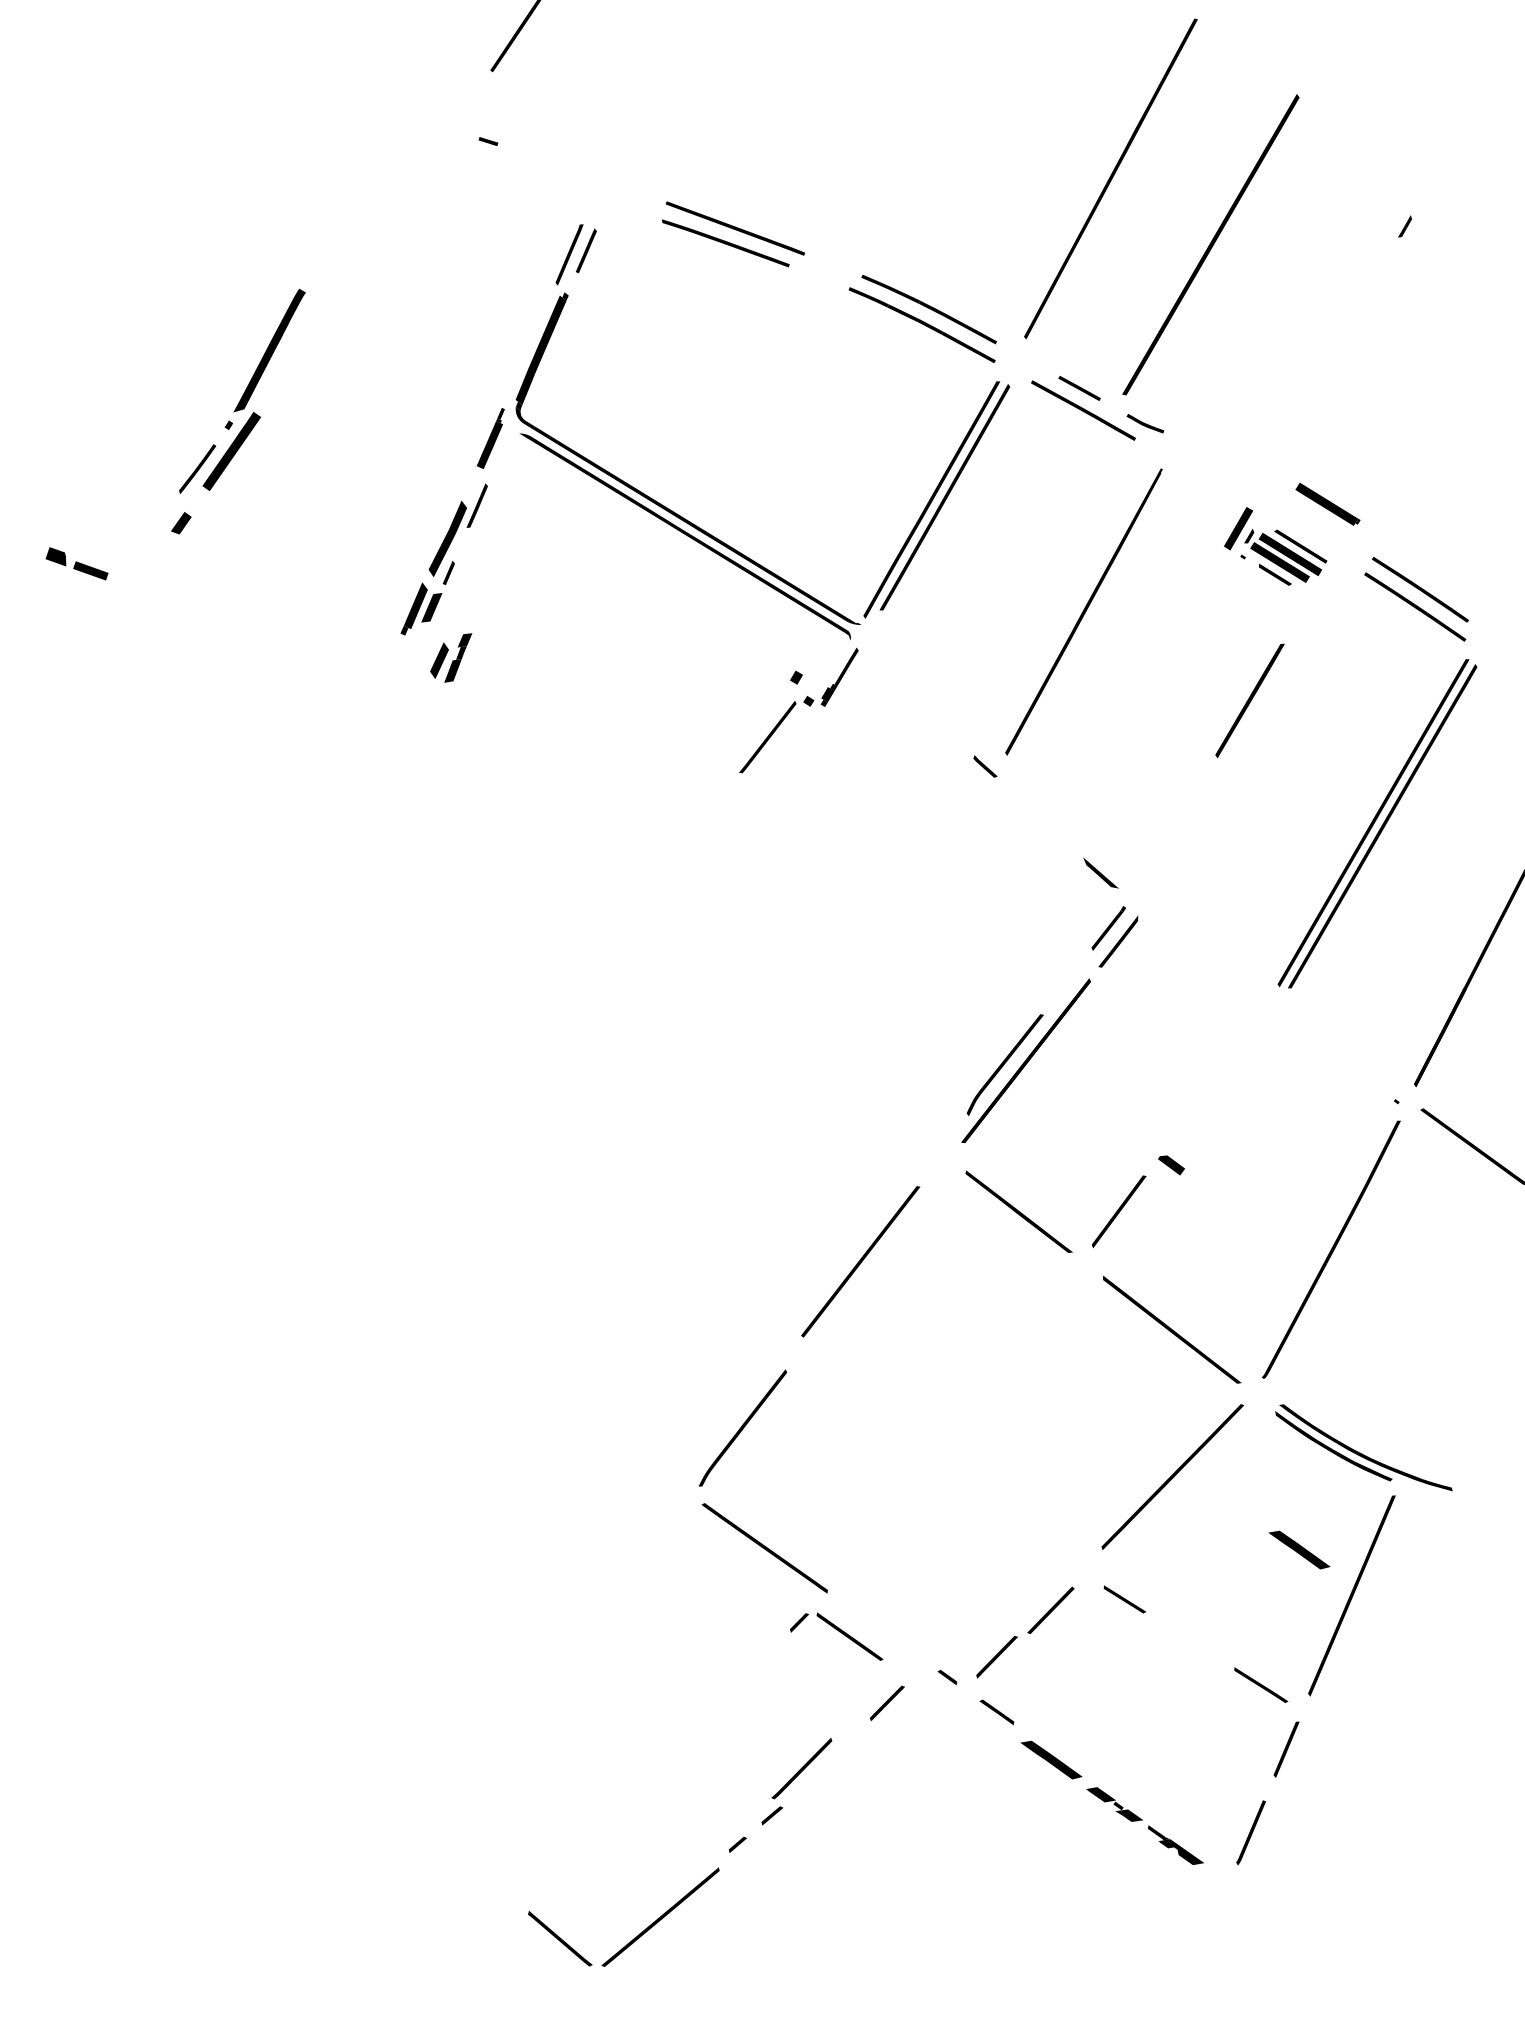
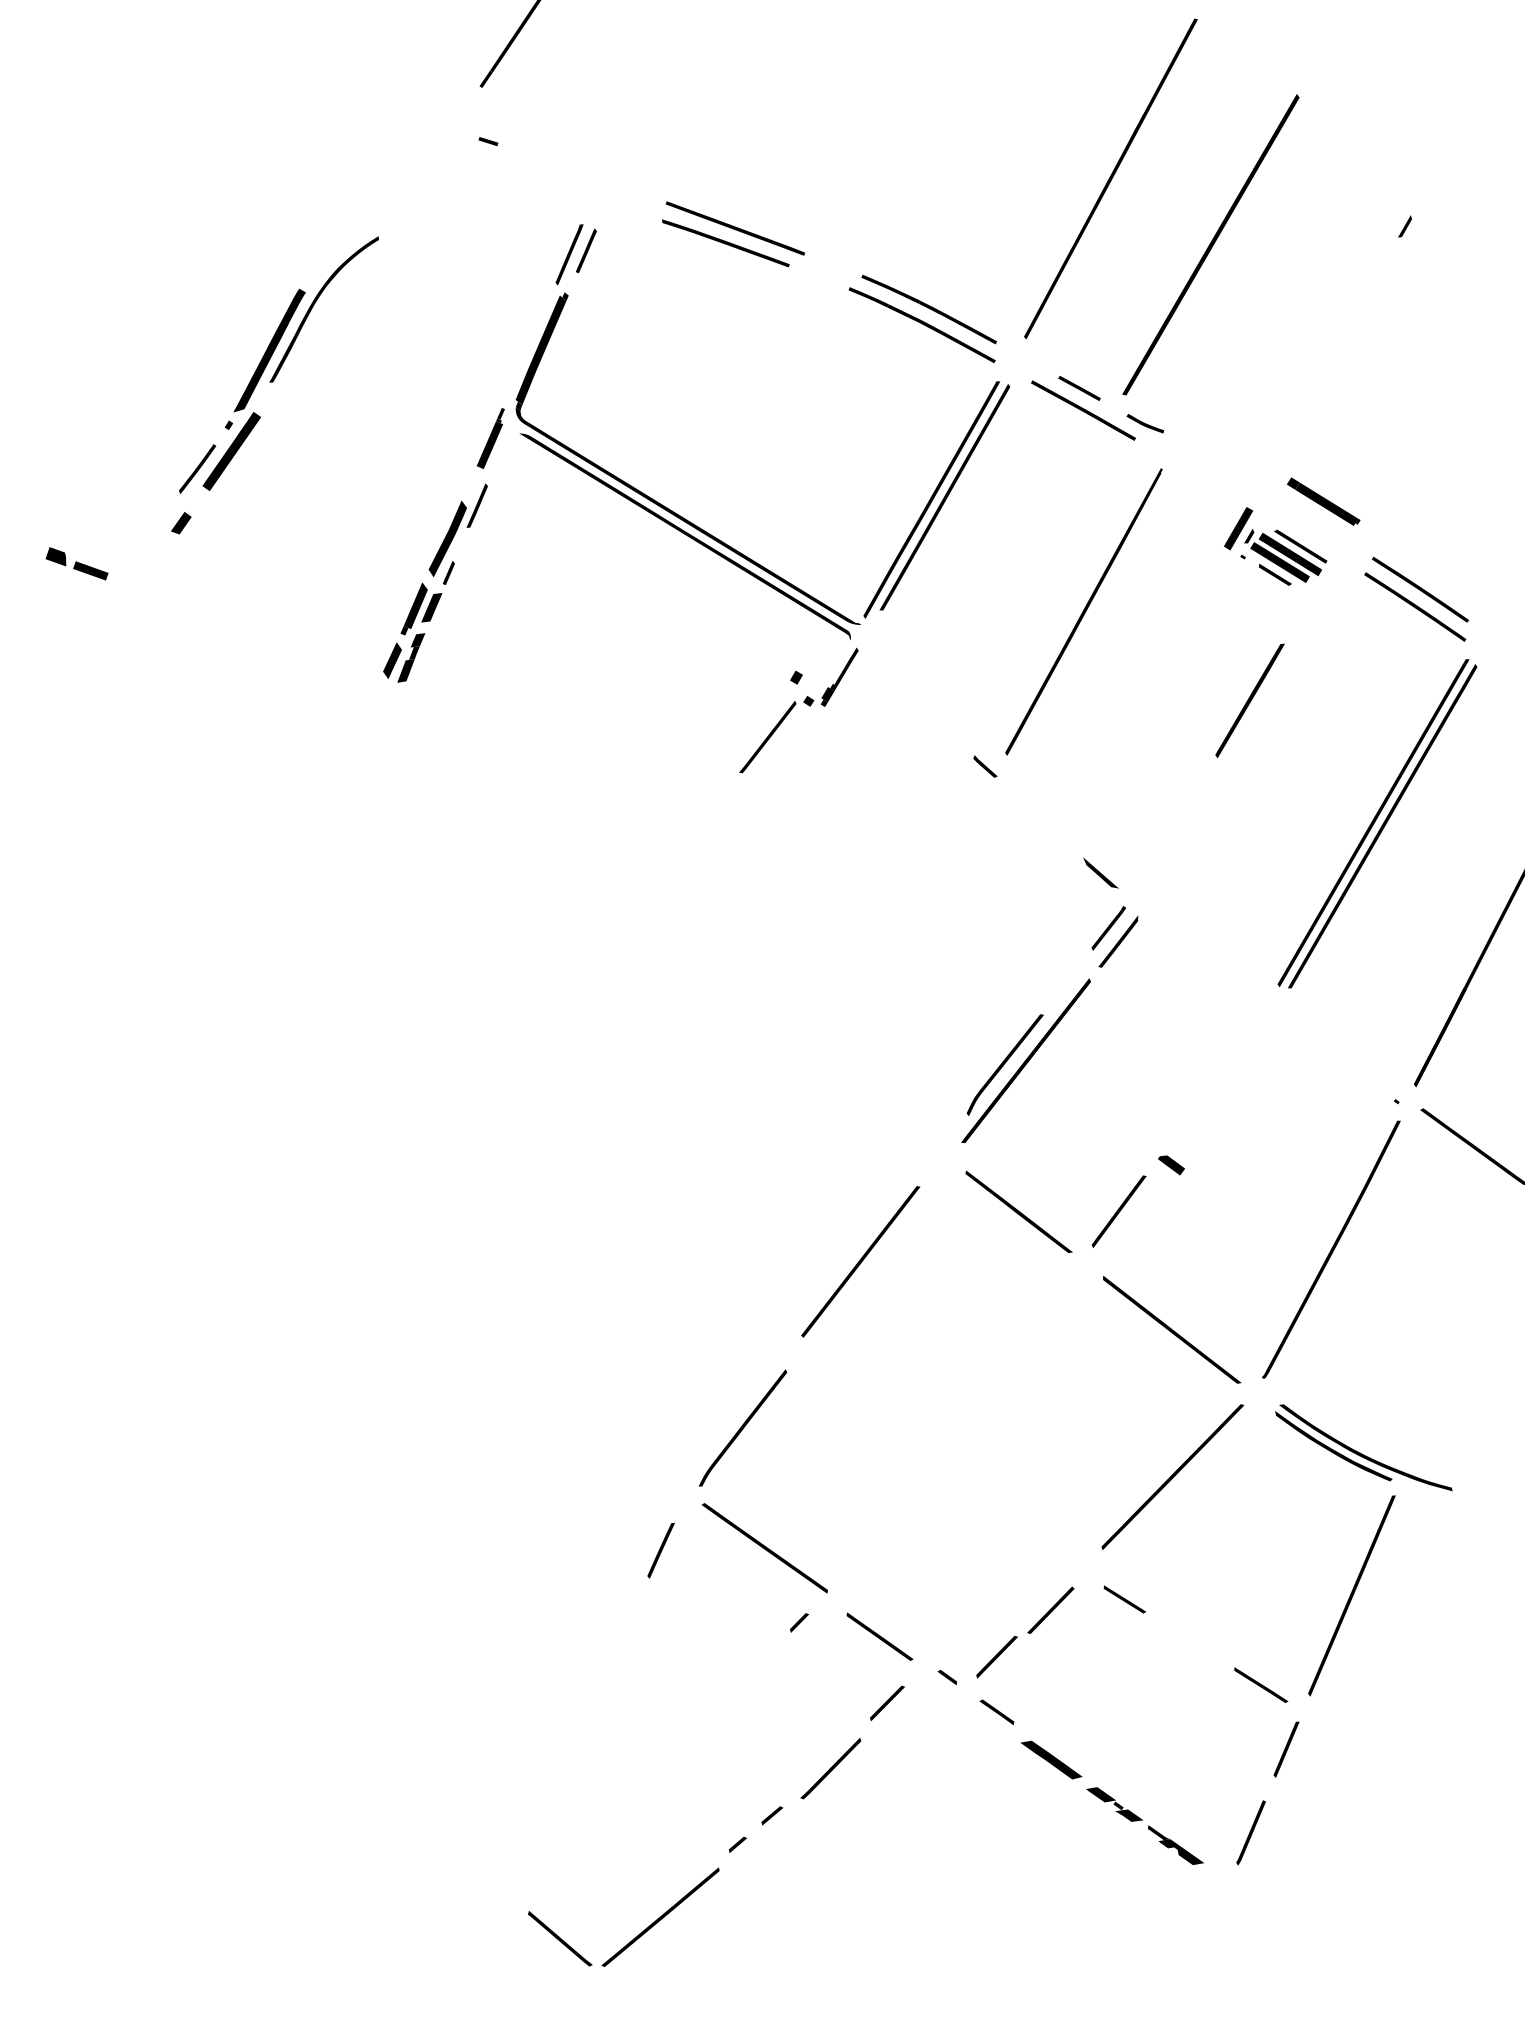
fill: none -> present (485, 79)
part: none -> present (314, 305)
fill: none -> present (1292, 483)
part position: (451, 657) -> (404, 657) (404, 657)
part: present -> none (1299, 1549)
fill: none -> present (661, 1550)
line position: (849, 1636) -> (879, 1636) (879, 1636)
line position: (801, 1768) -> (830, 1768) (830, 1768)
